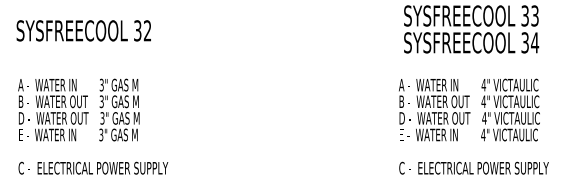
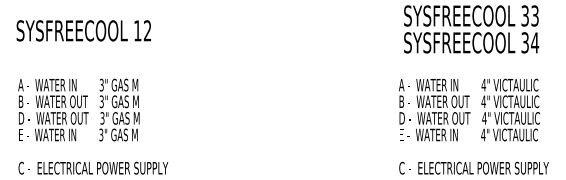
text: 32 -> 12 (137, 30)
